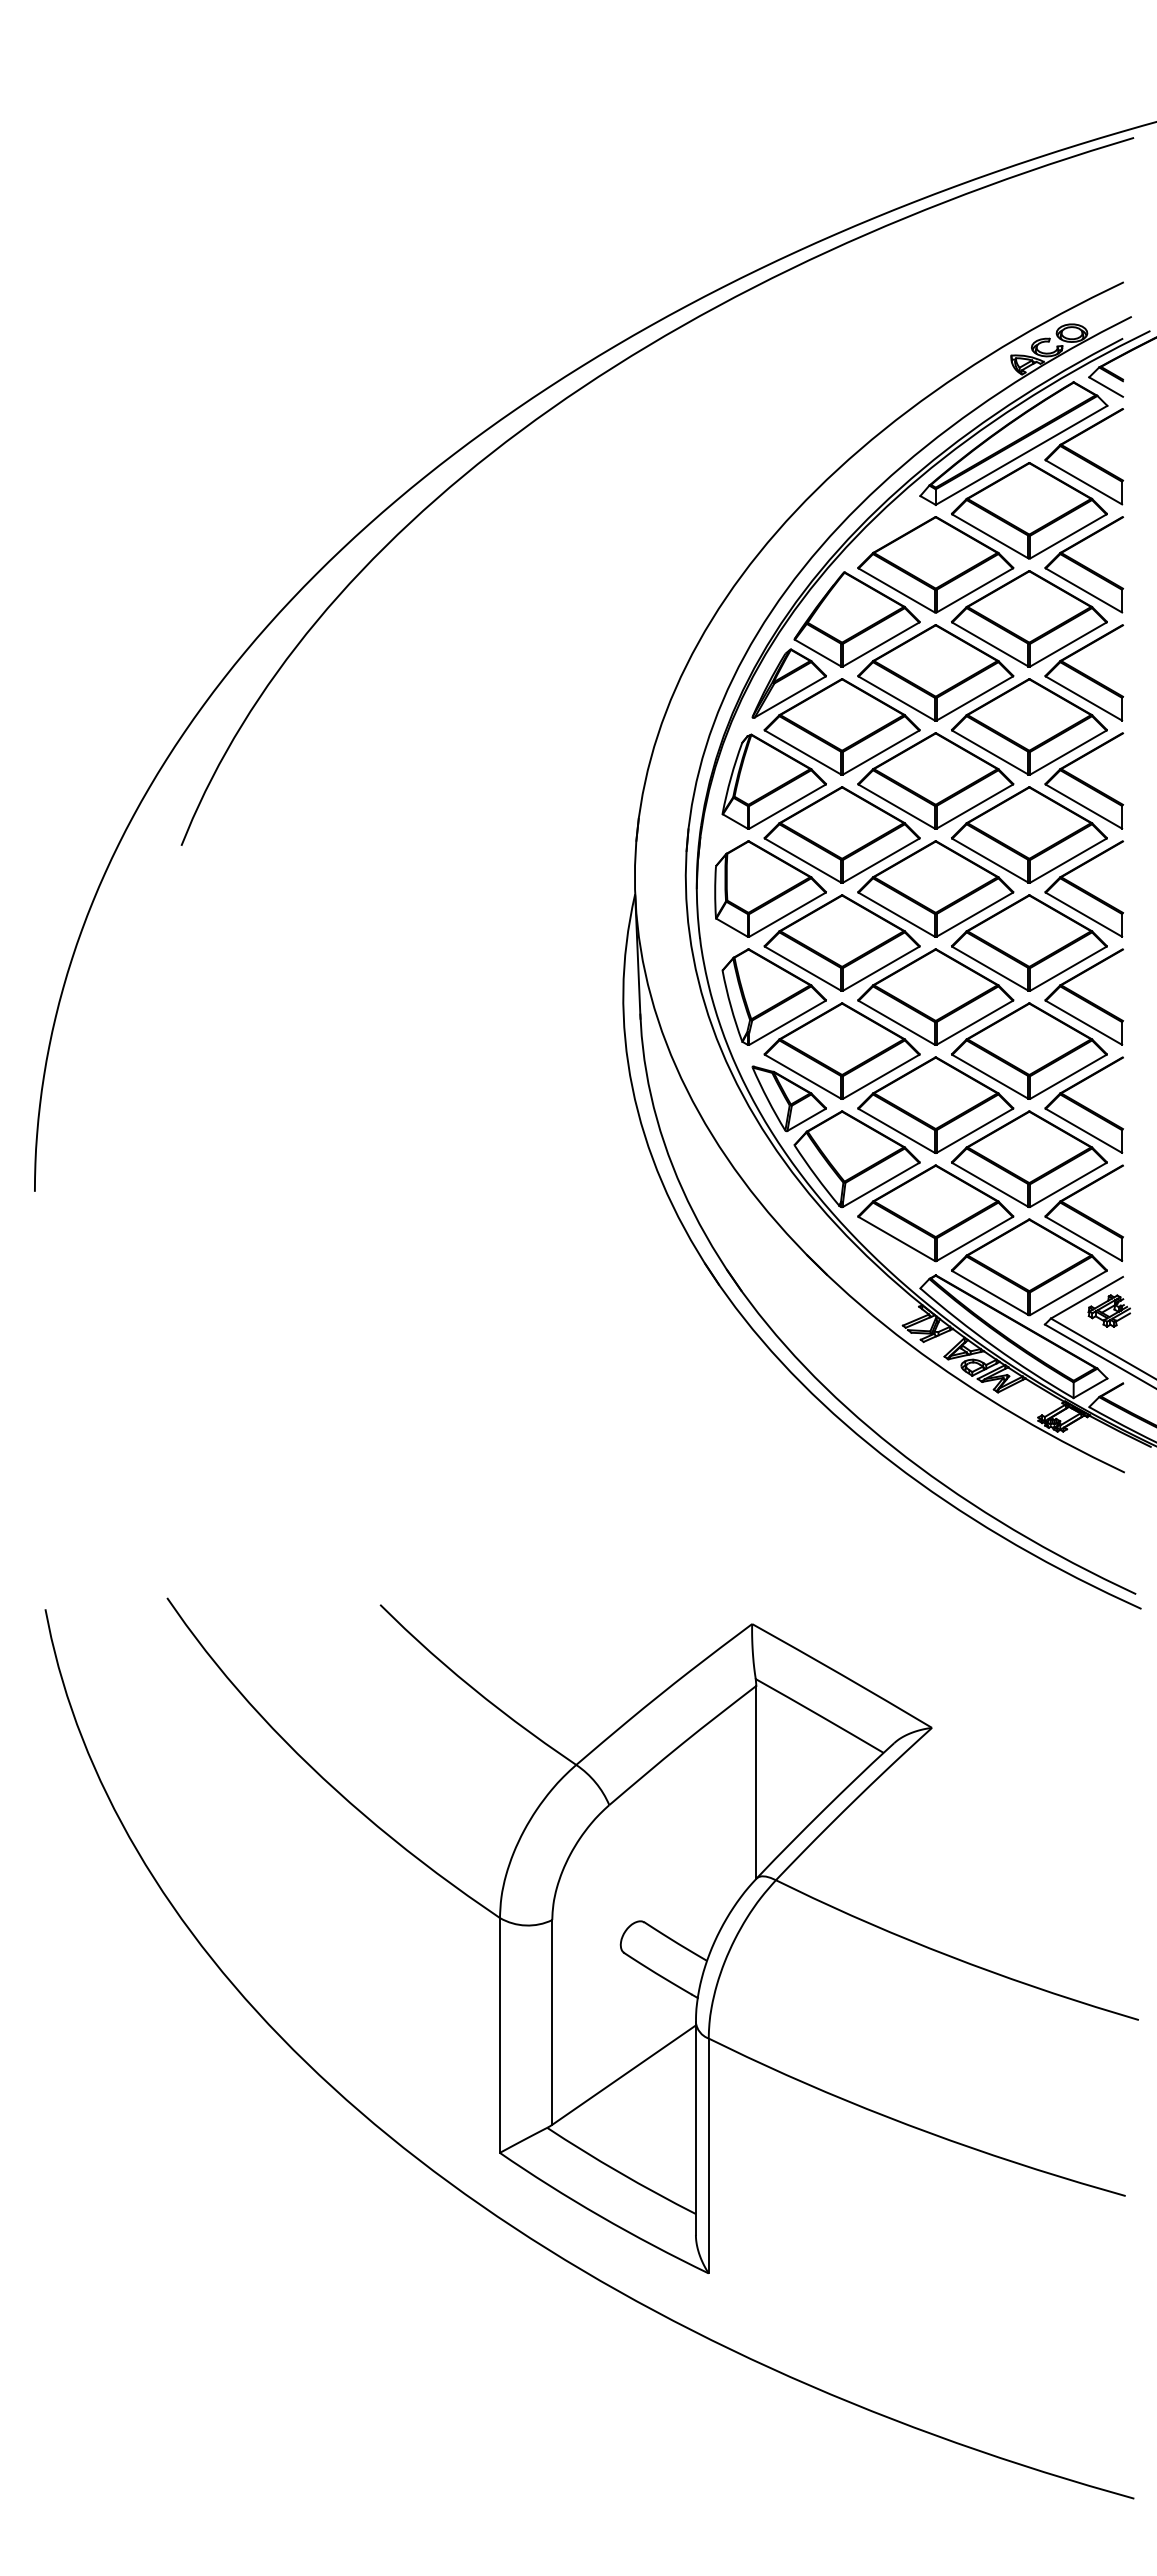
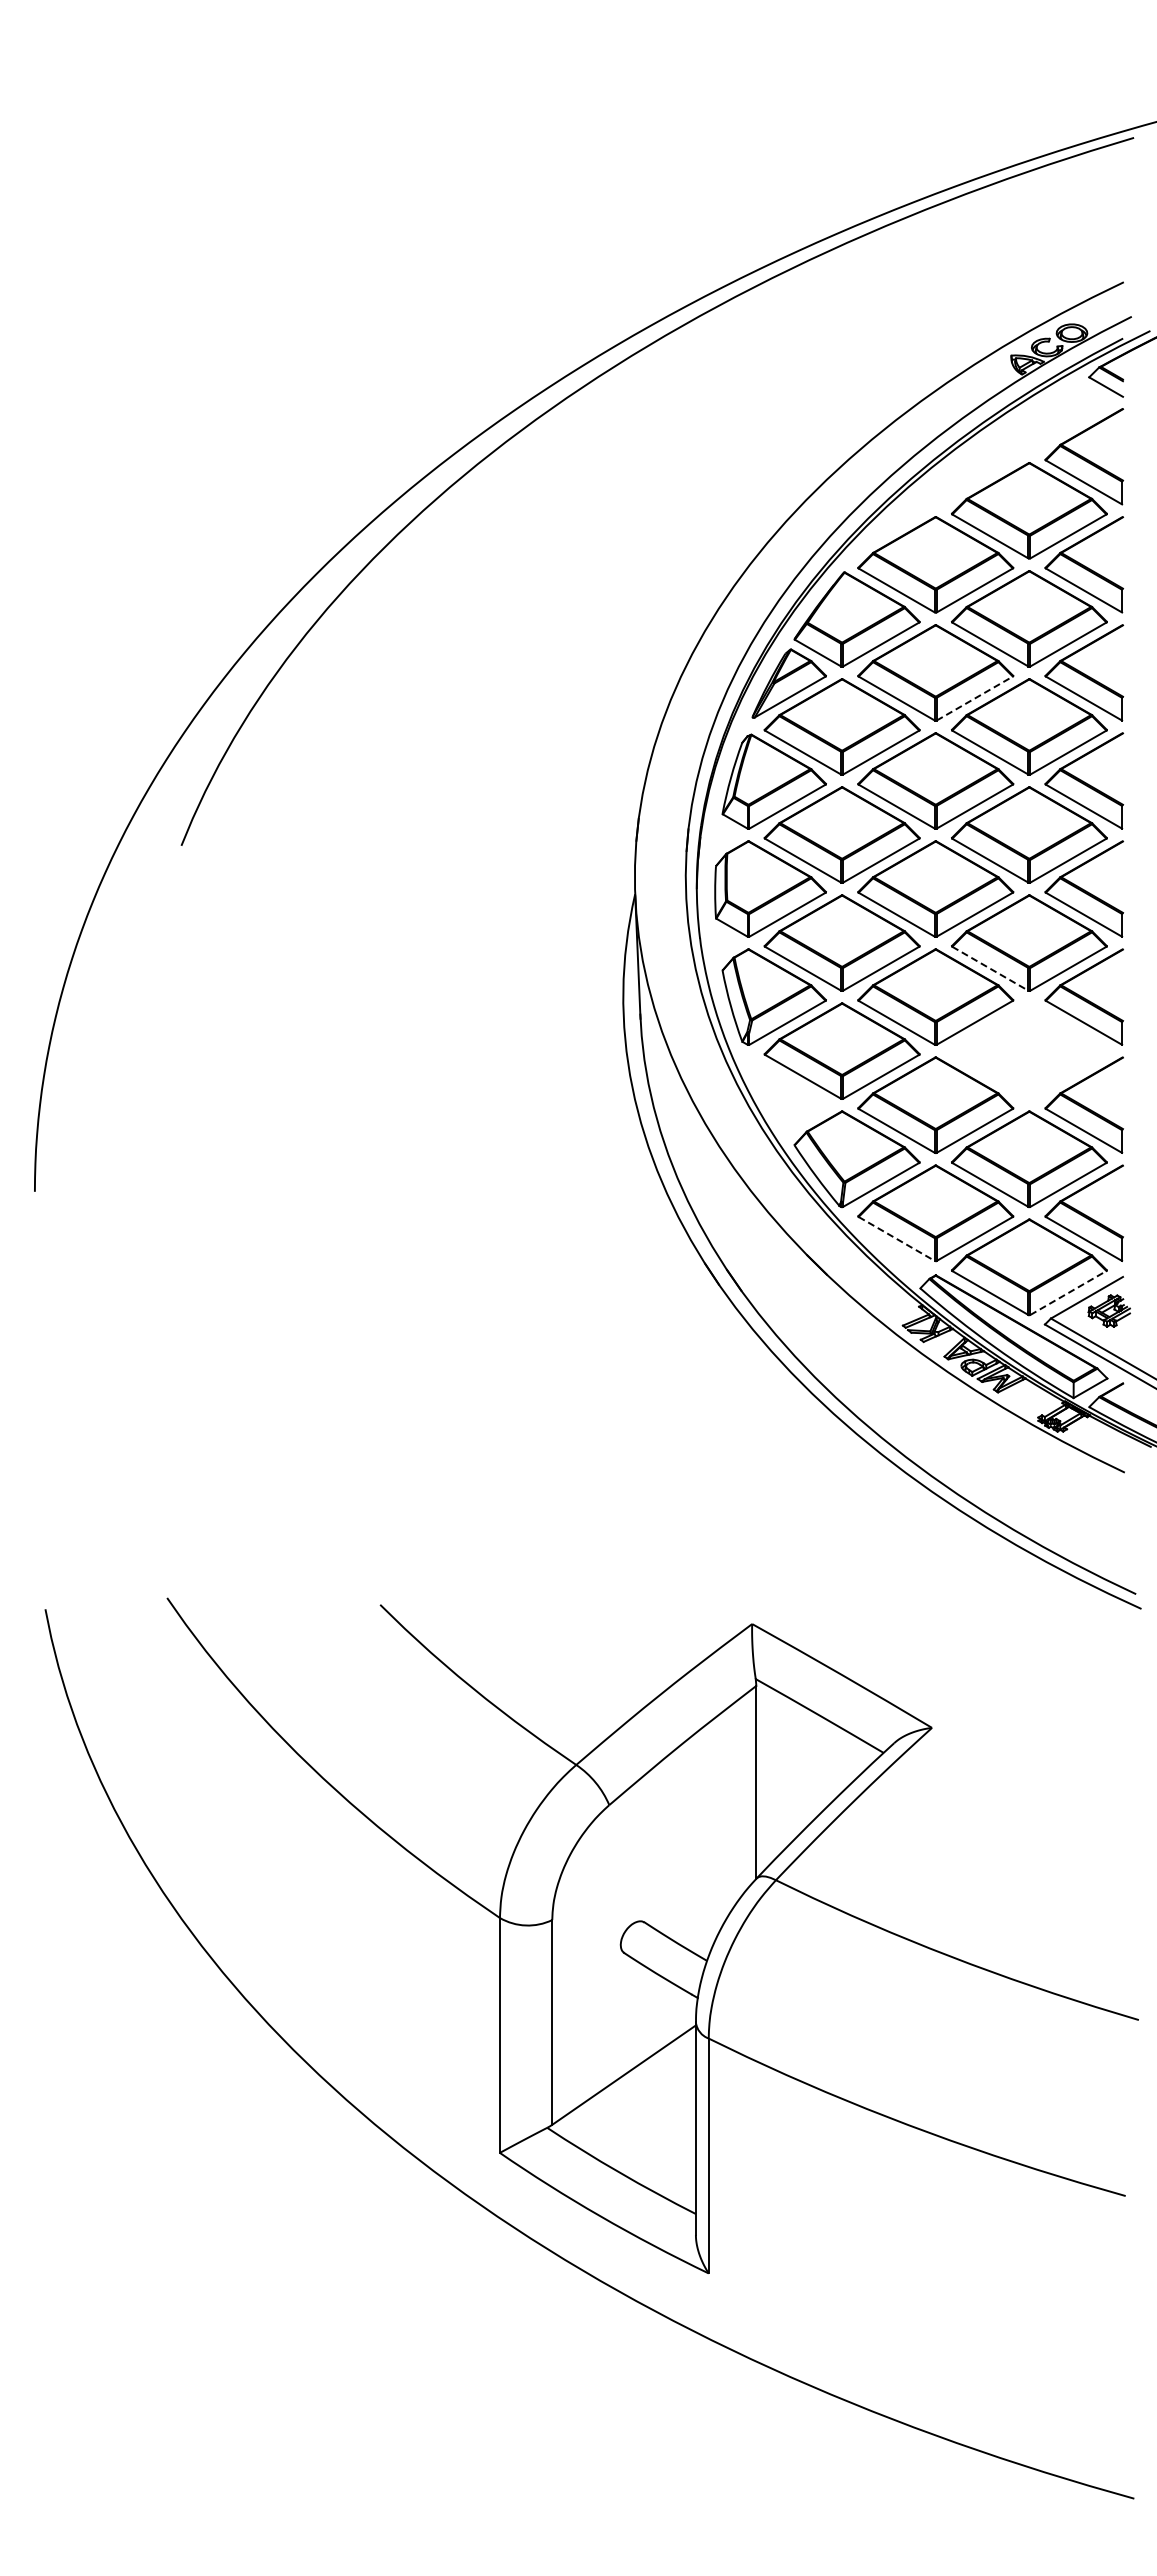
part: present -> none (1013, 443)
line: solid -> dashed (974, 698)
line: solid -> dashed (990, 968)
part: present -> none (1029, 1050)
part: present -> none (788, 1098)
line: solid -> dashed (896, 1238)
line: solid -> dashed (1068, 1293)
